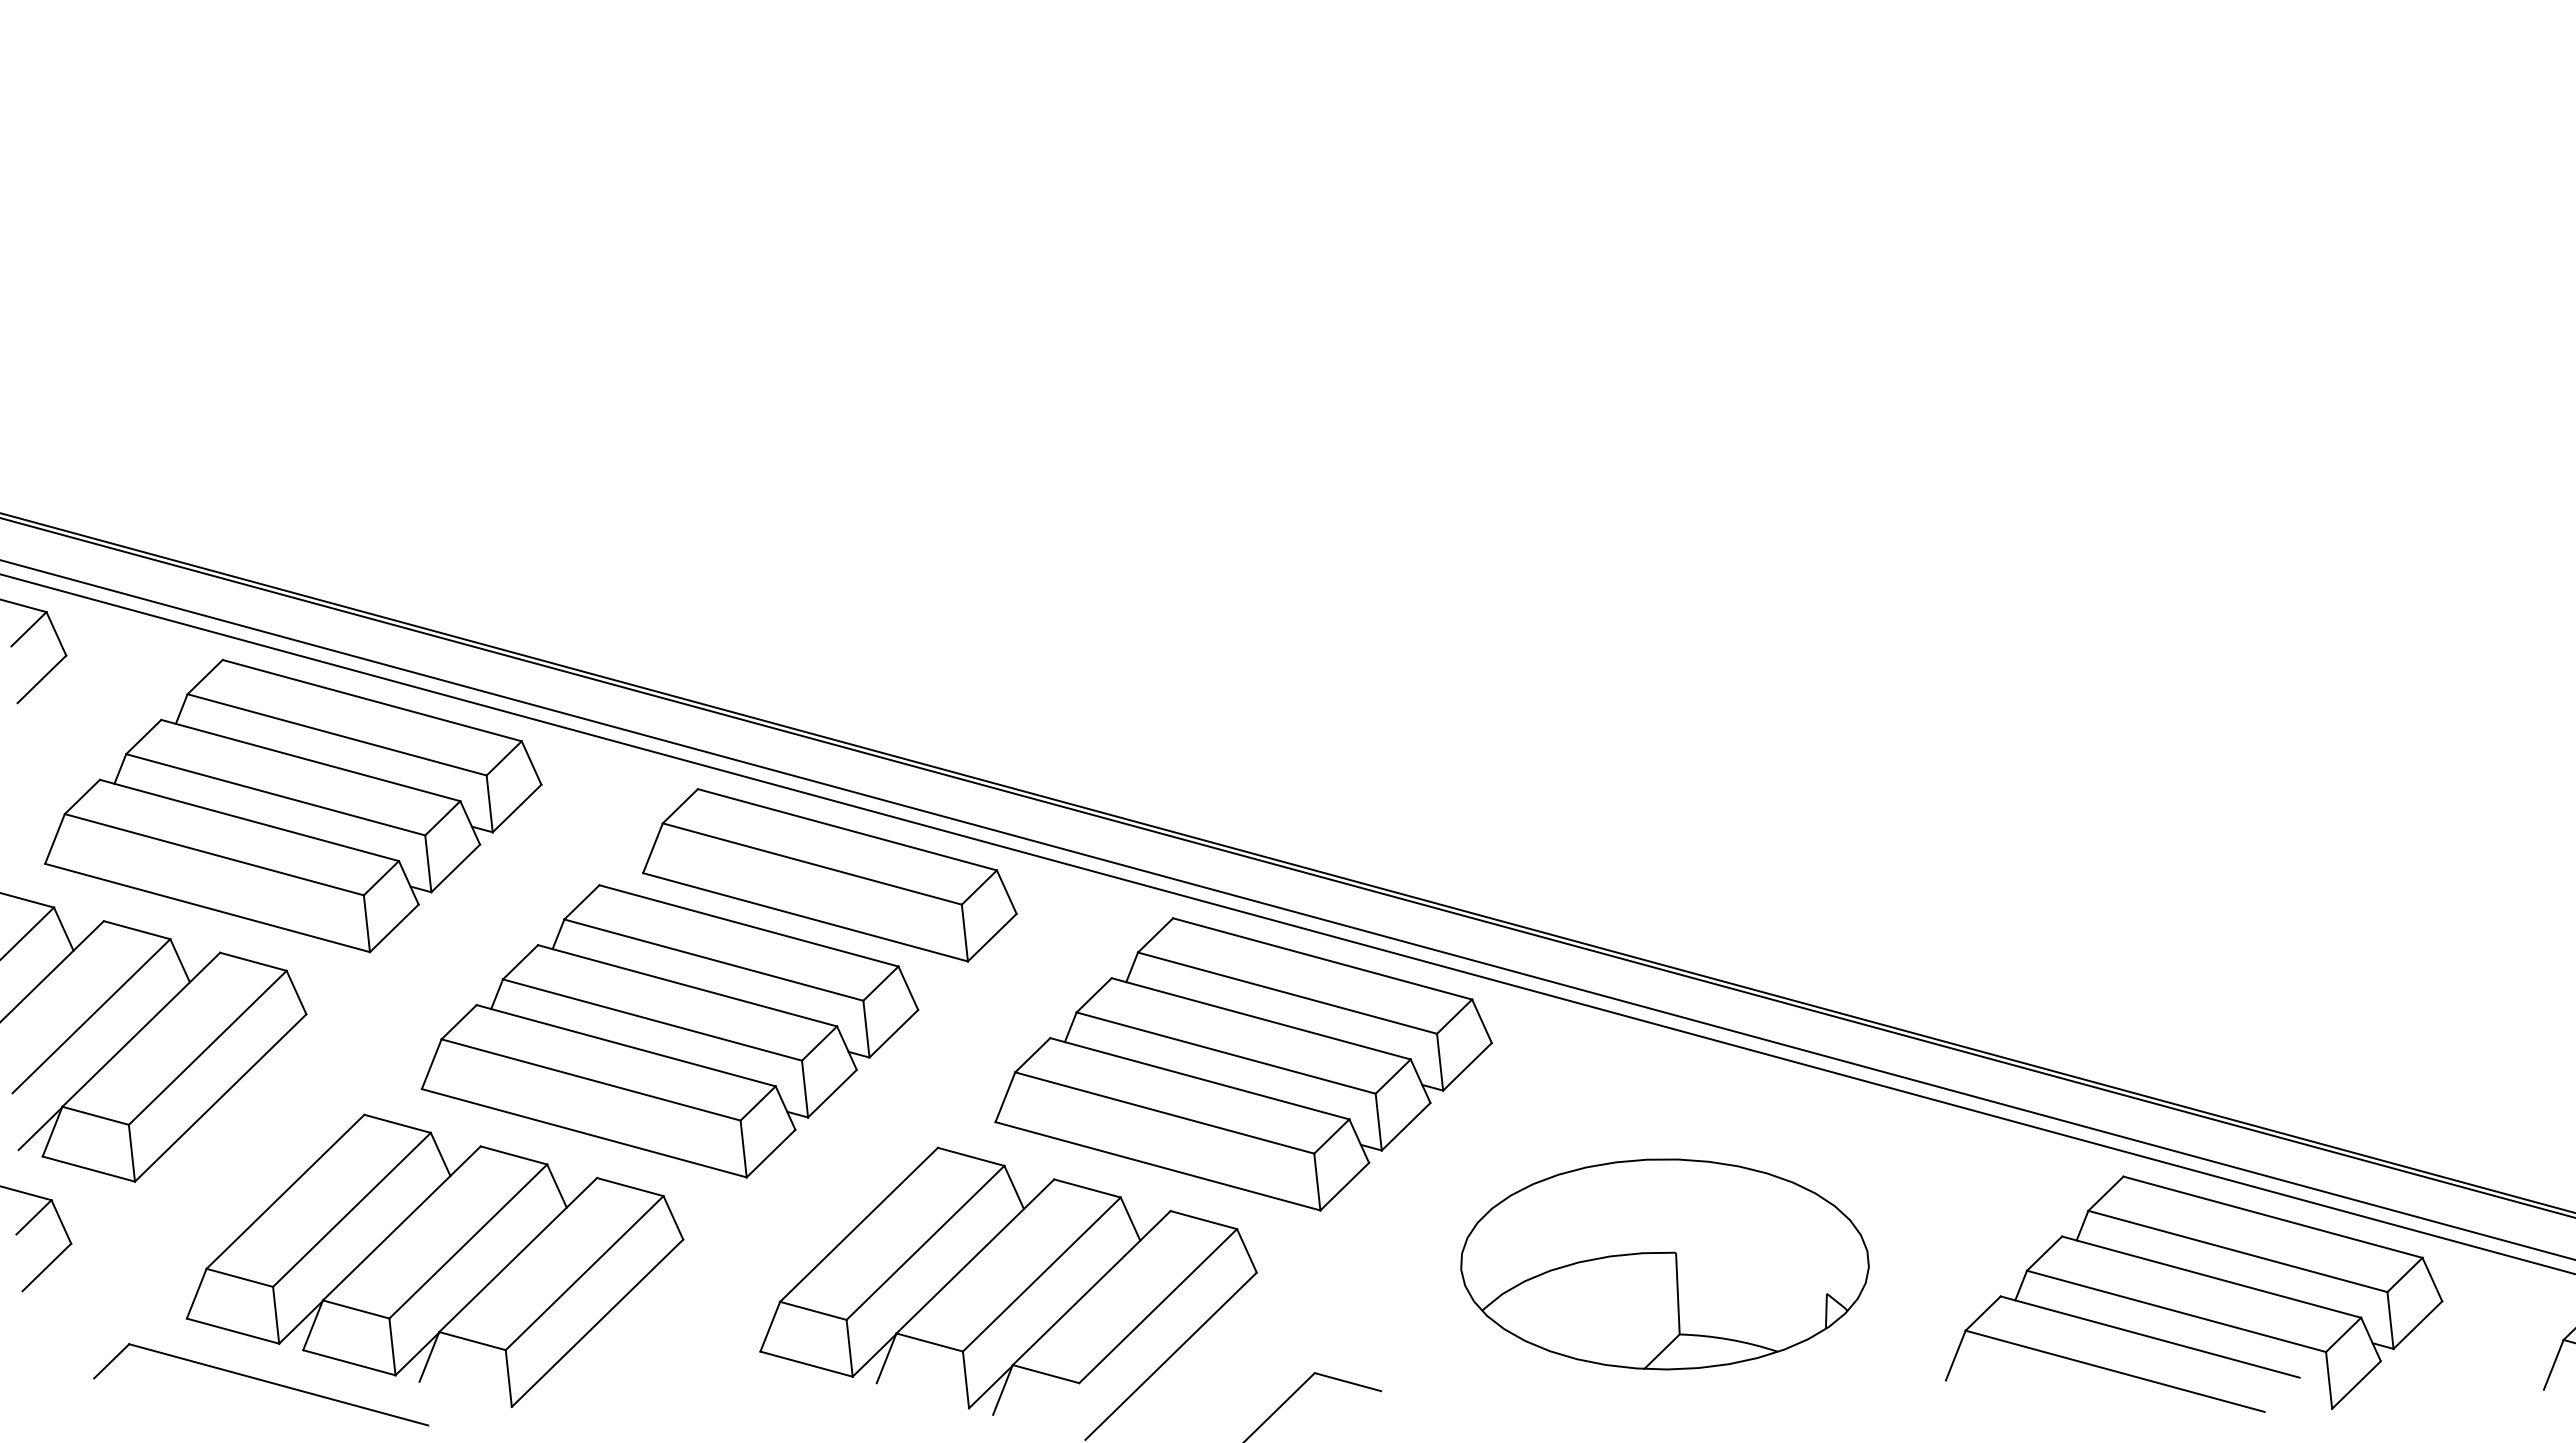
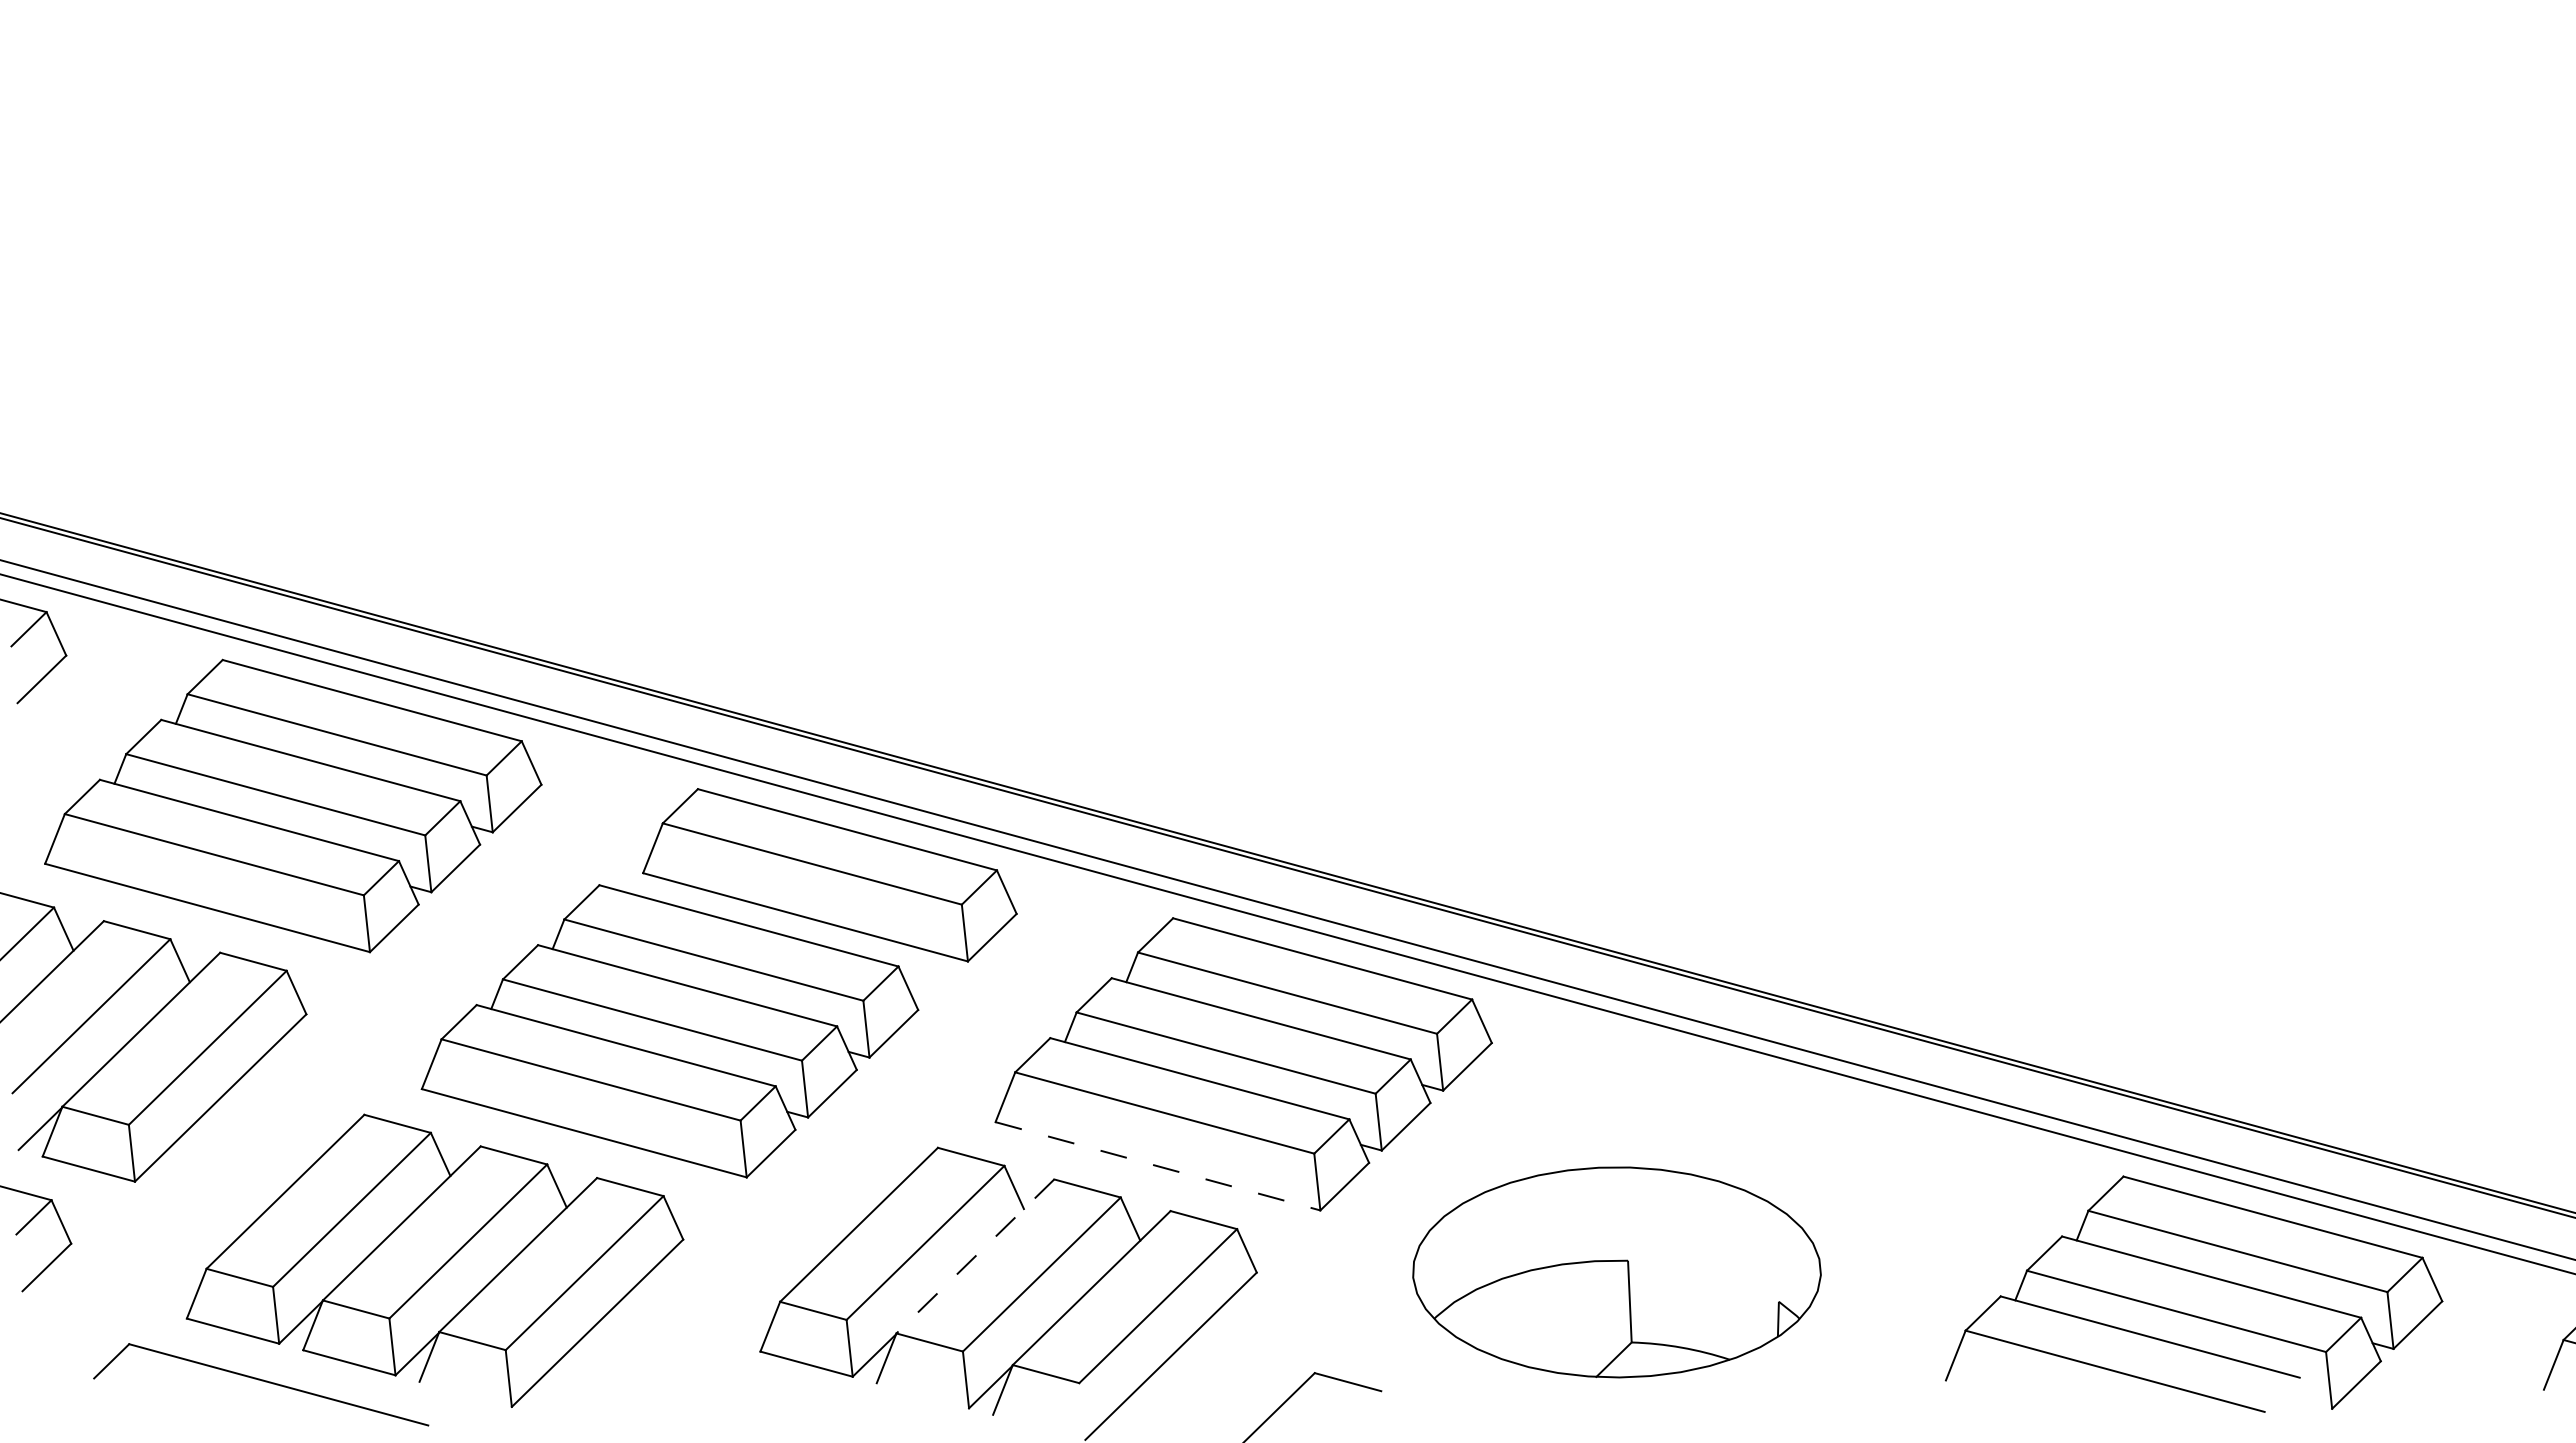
line: solid -> dashed (1158, 1166)
line: solid -> dashed (975, 1256)
part position: (1664, 1264) -> (1616, 1272) (1616, 1272)
